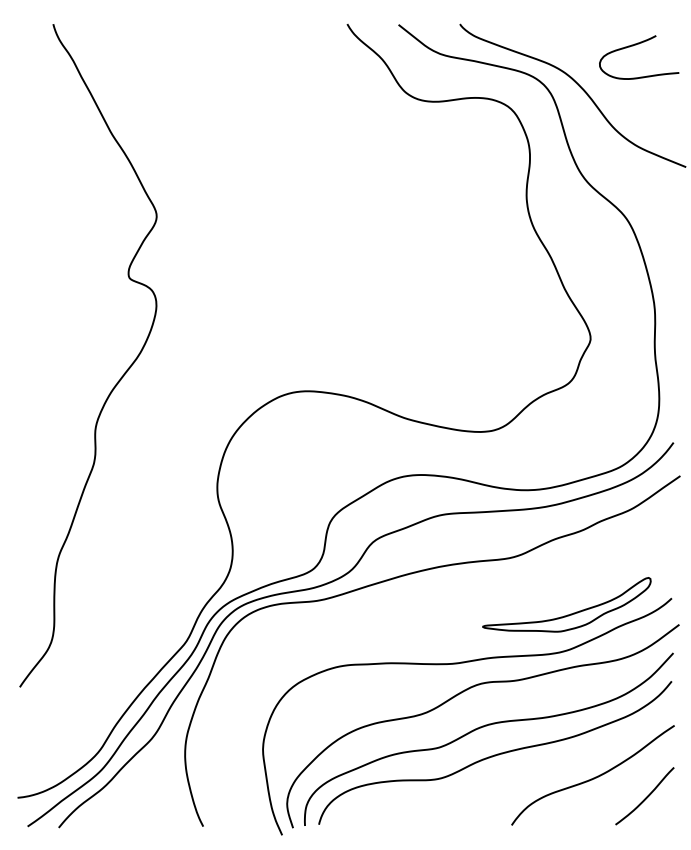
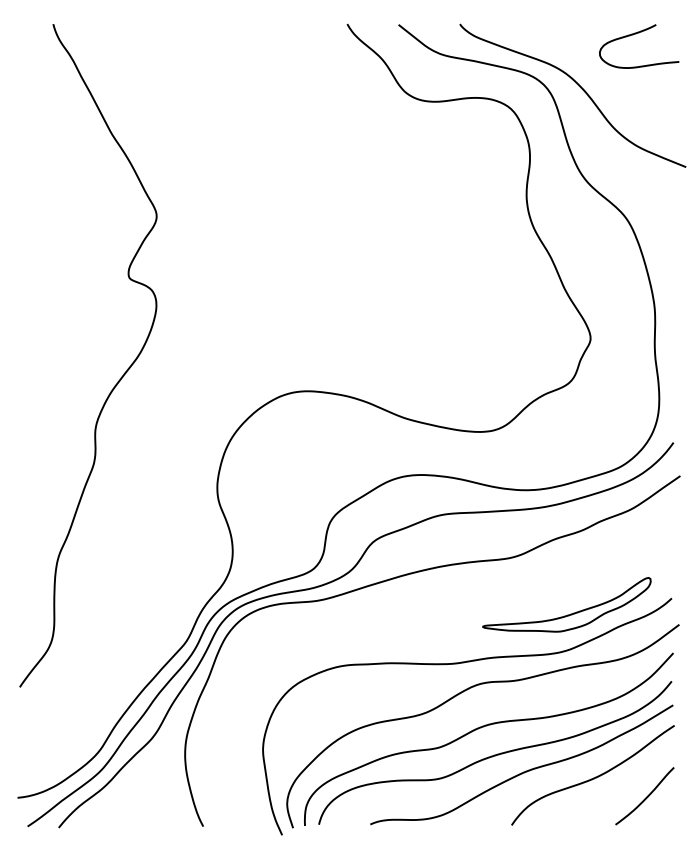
curve position: (636, 45) -> (636, 34) (636, 34)
curve: none -> present (523, 771)
